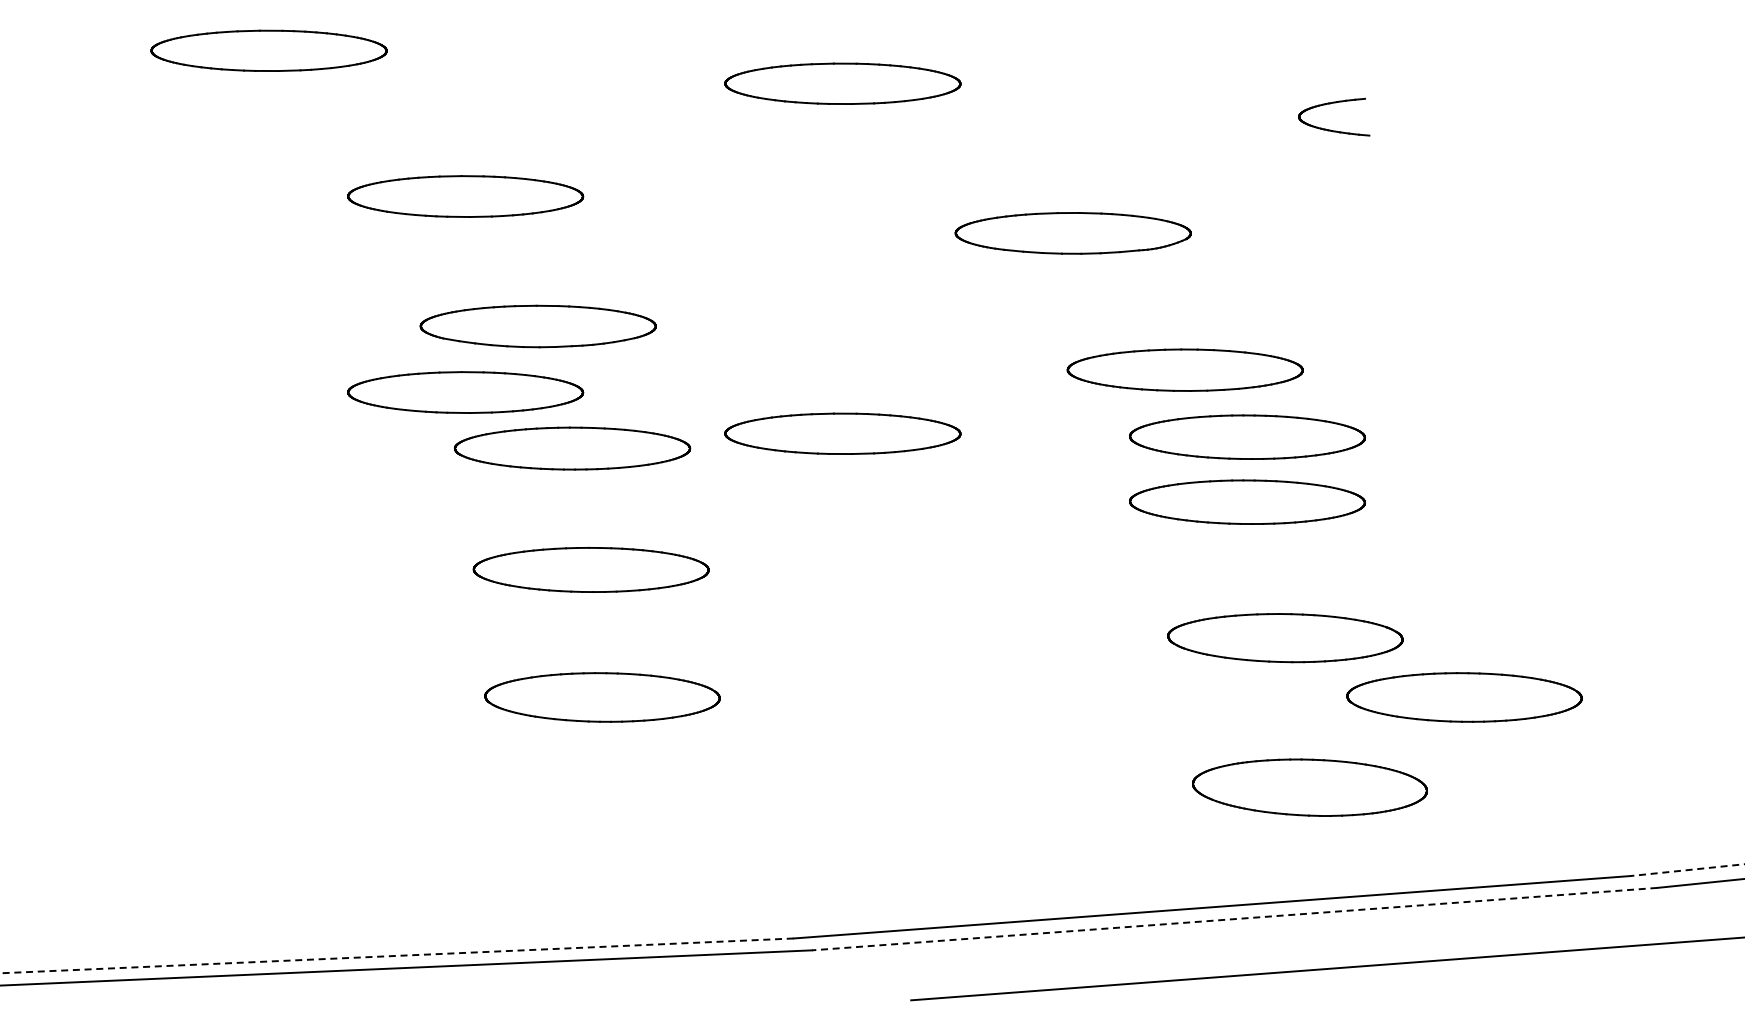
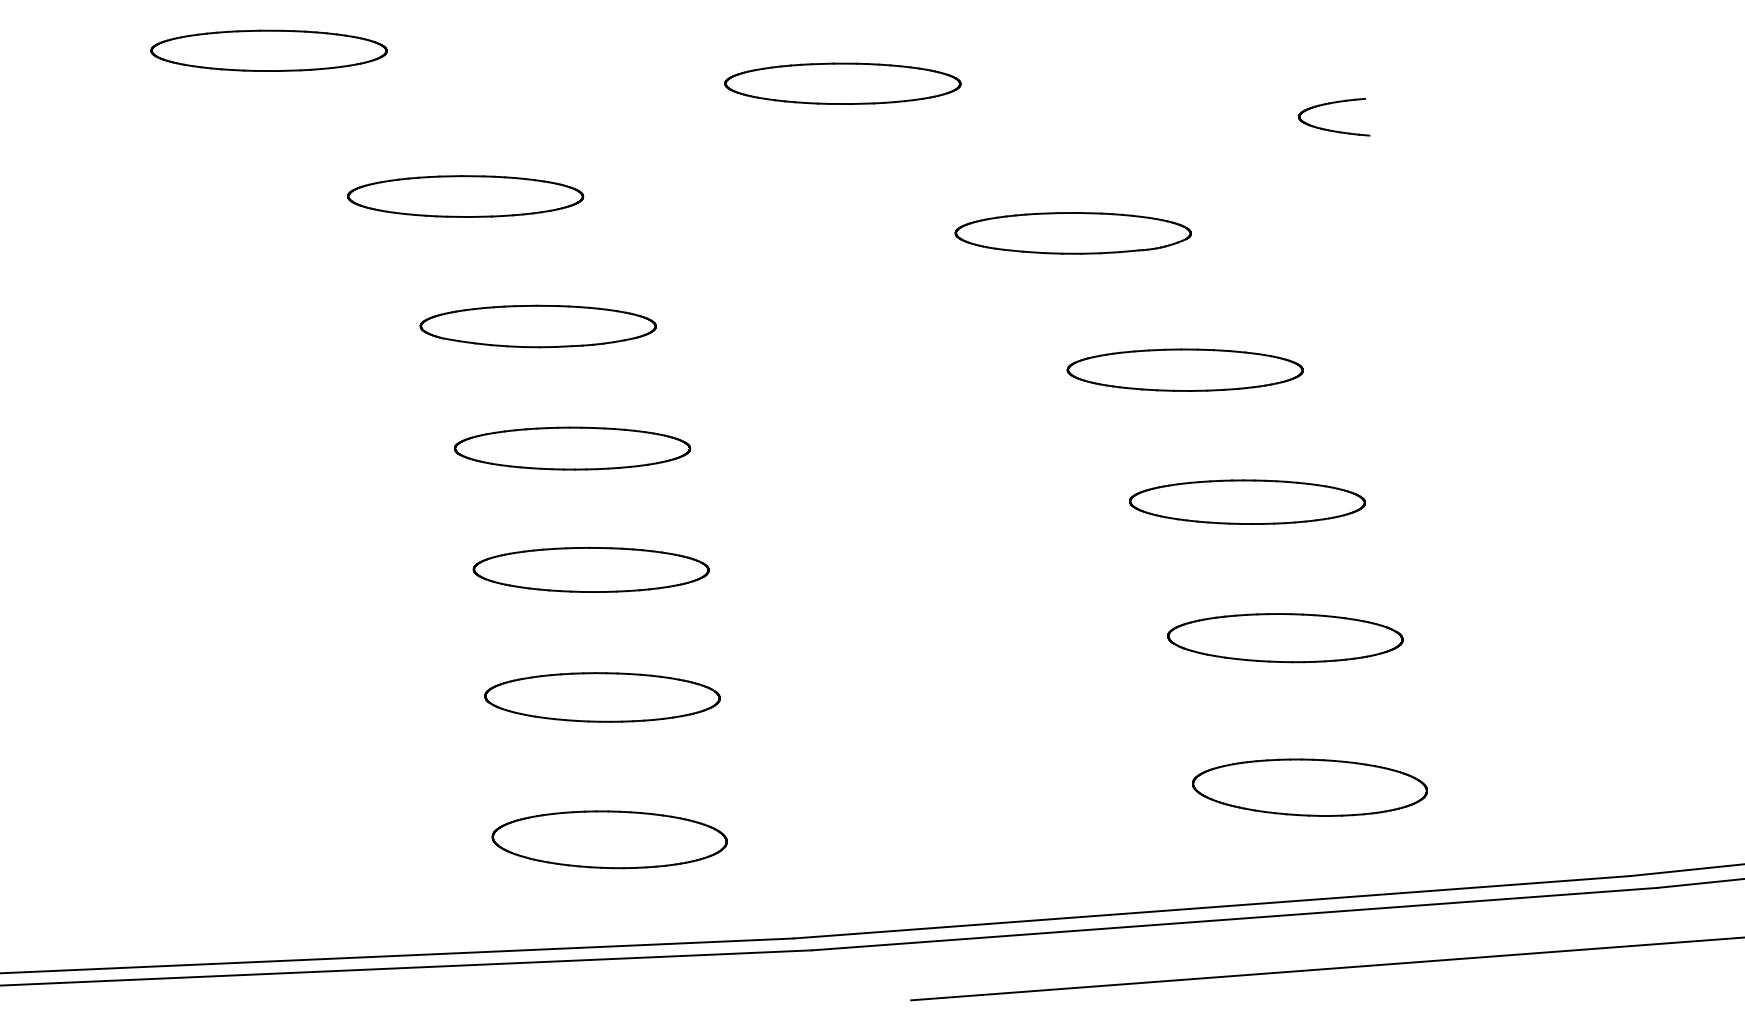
part: present -> none (465, 392)
part: present -> none (842, 433)
part: present -> none (1247, 436)
part: present -> none (1464, 697)
part: none -> present (609, 839)
line: dashed -> solid (1686, 870)
line: dashed -> solid (1234, 919)
line: dashed -> solid (397, 955)
